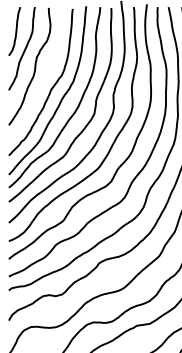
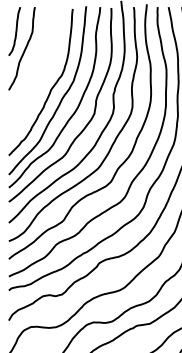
curve: present -> none (34, 66)
